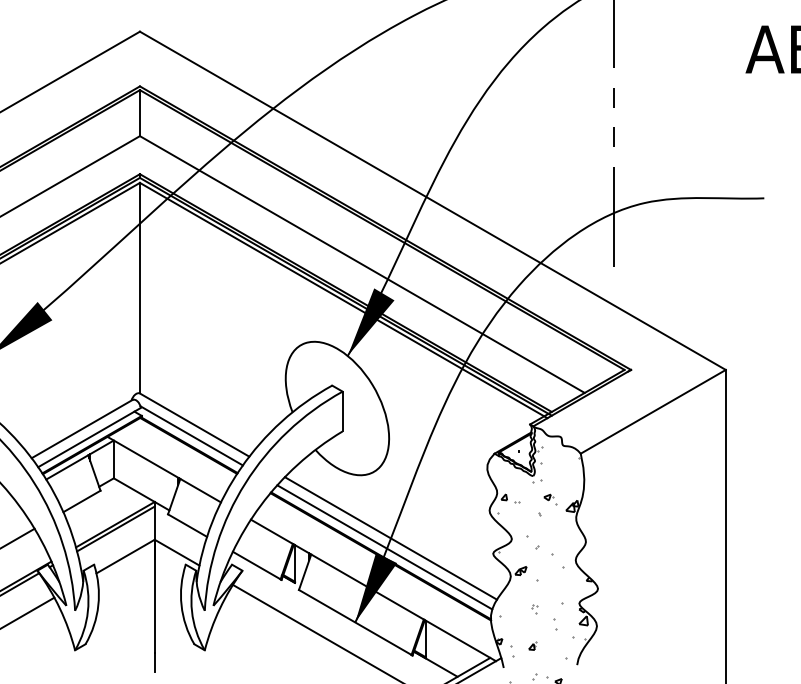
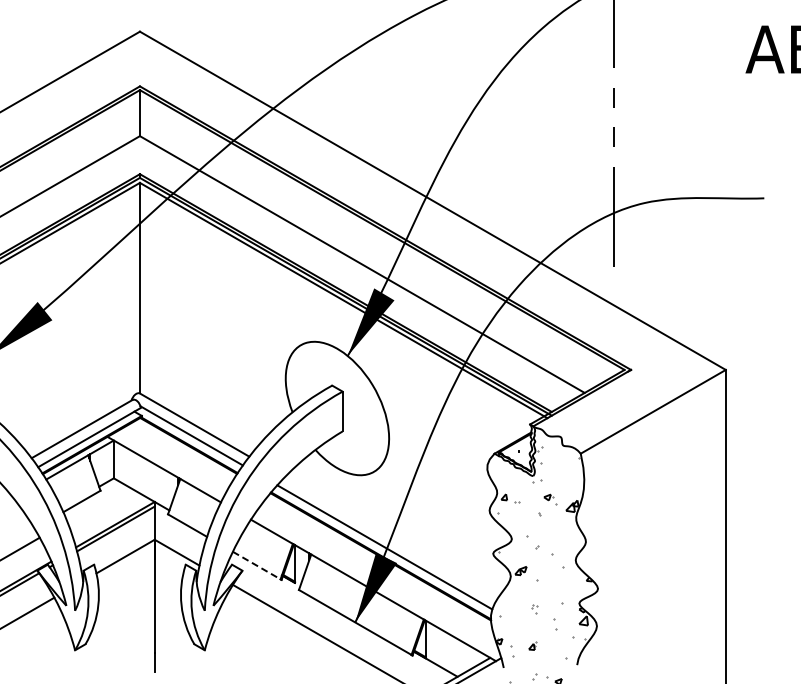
line position: (18, 537) -> (20, 548) (20, 548)
line: present -> none (390, 538)
line: solid -> dashed (256, 565)
